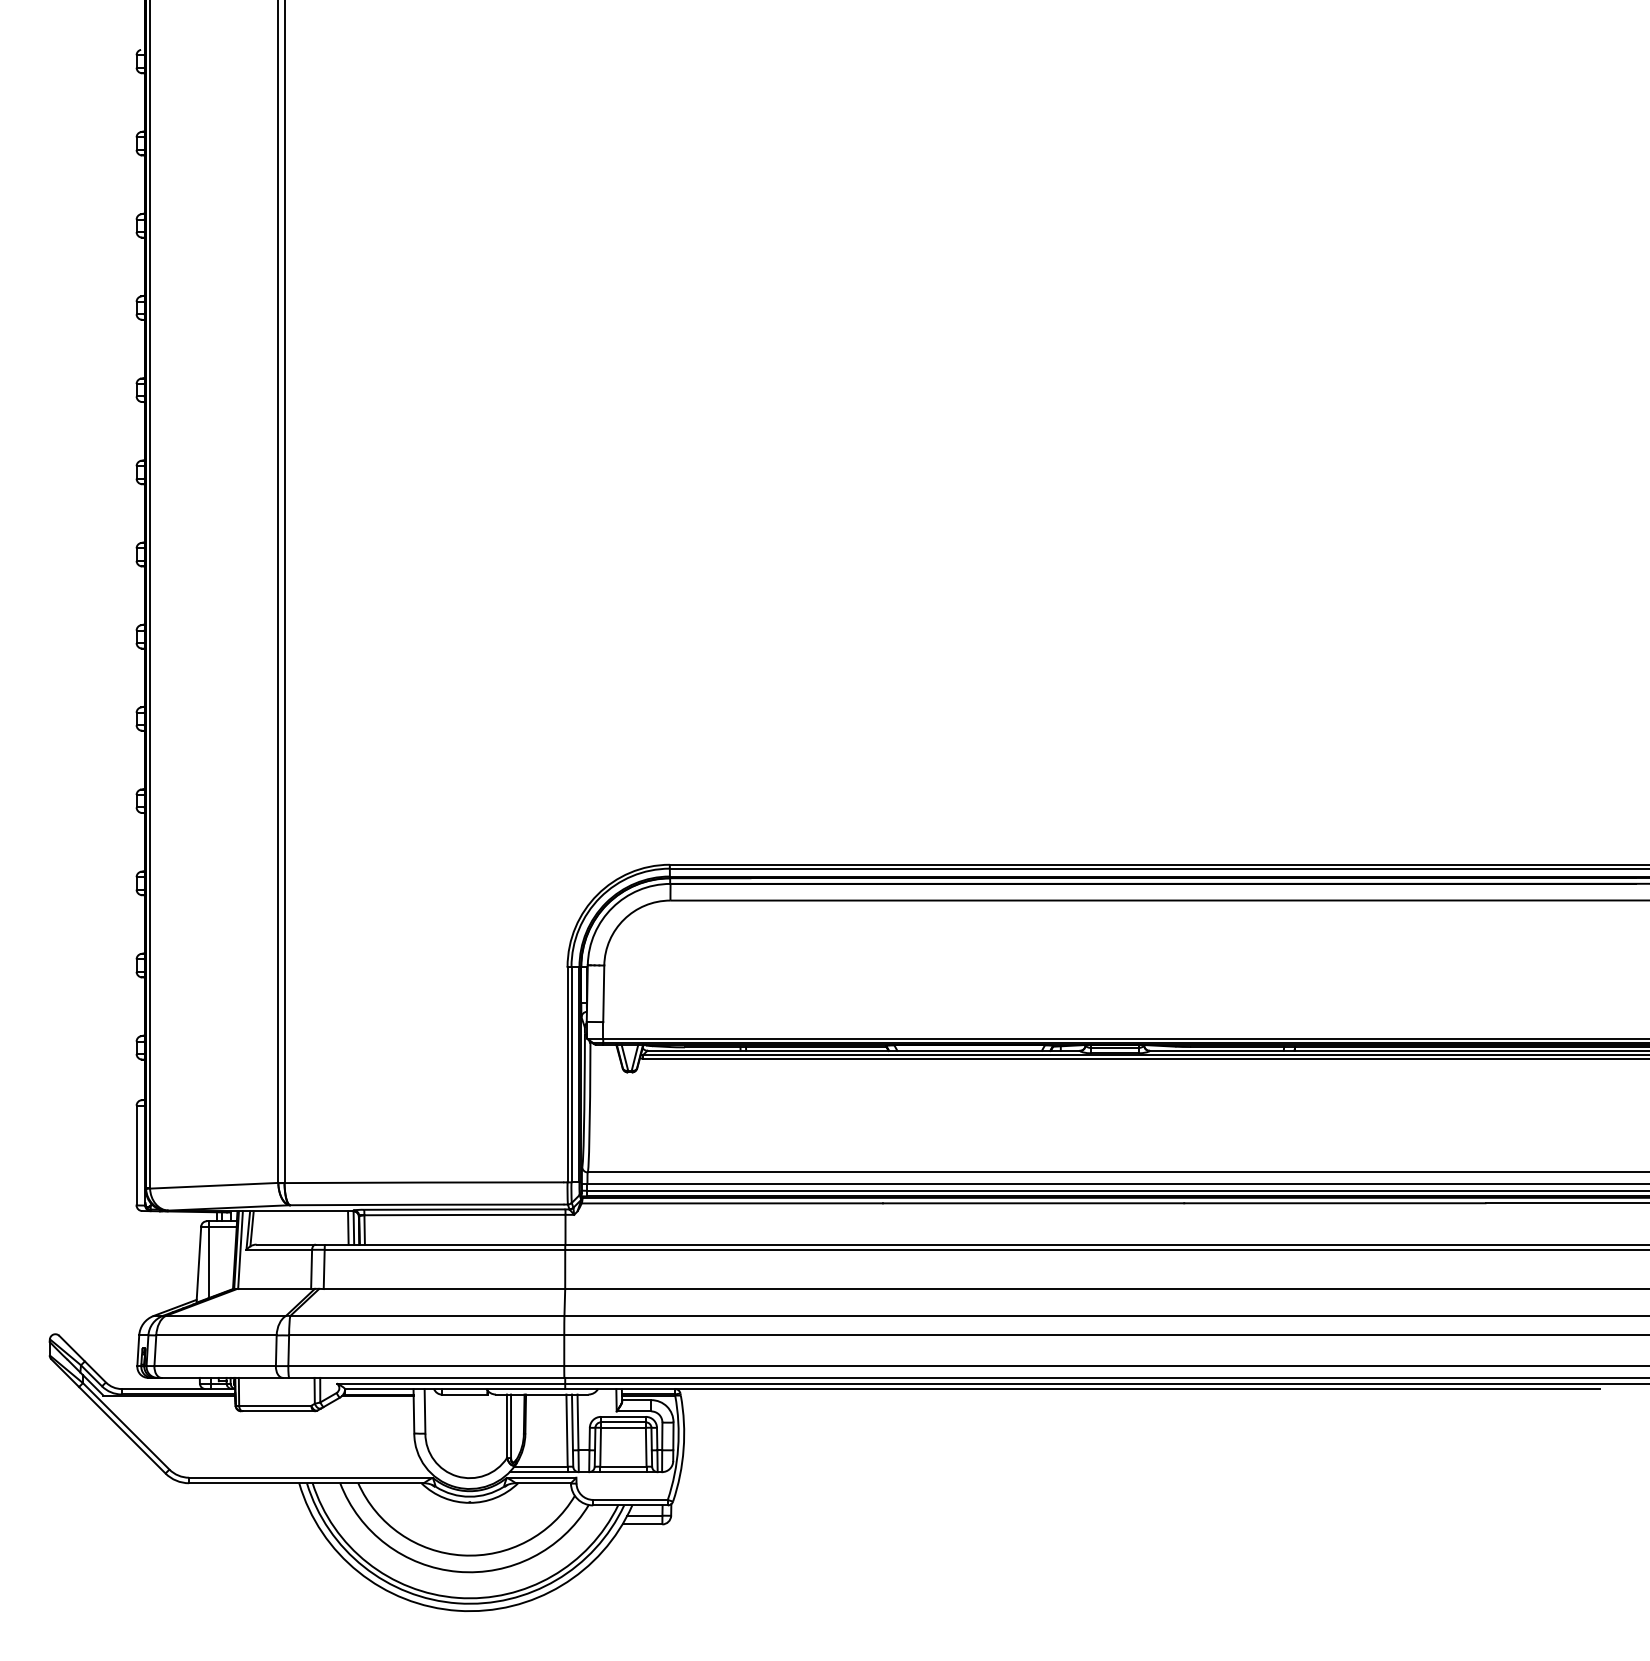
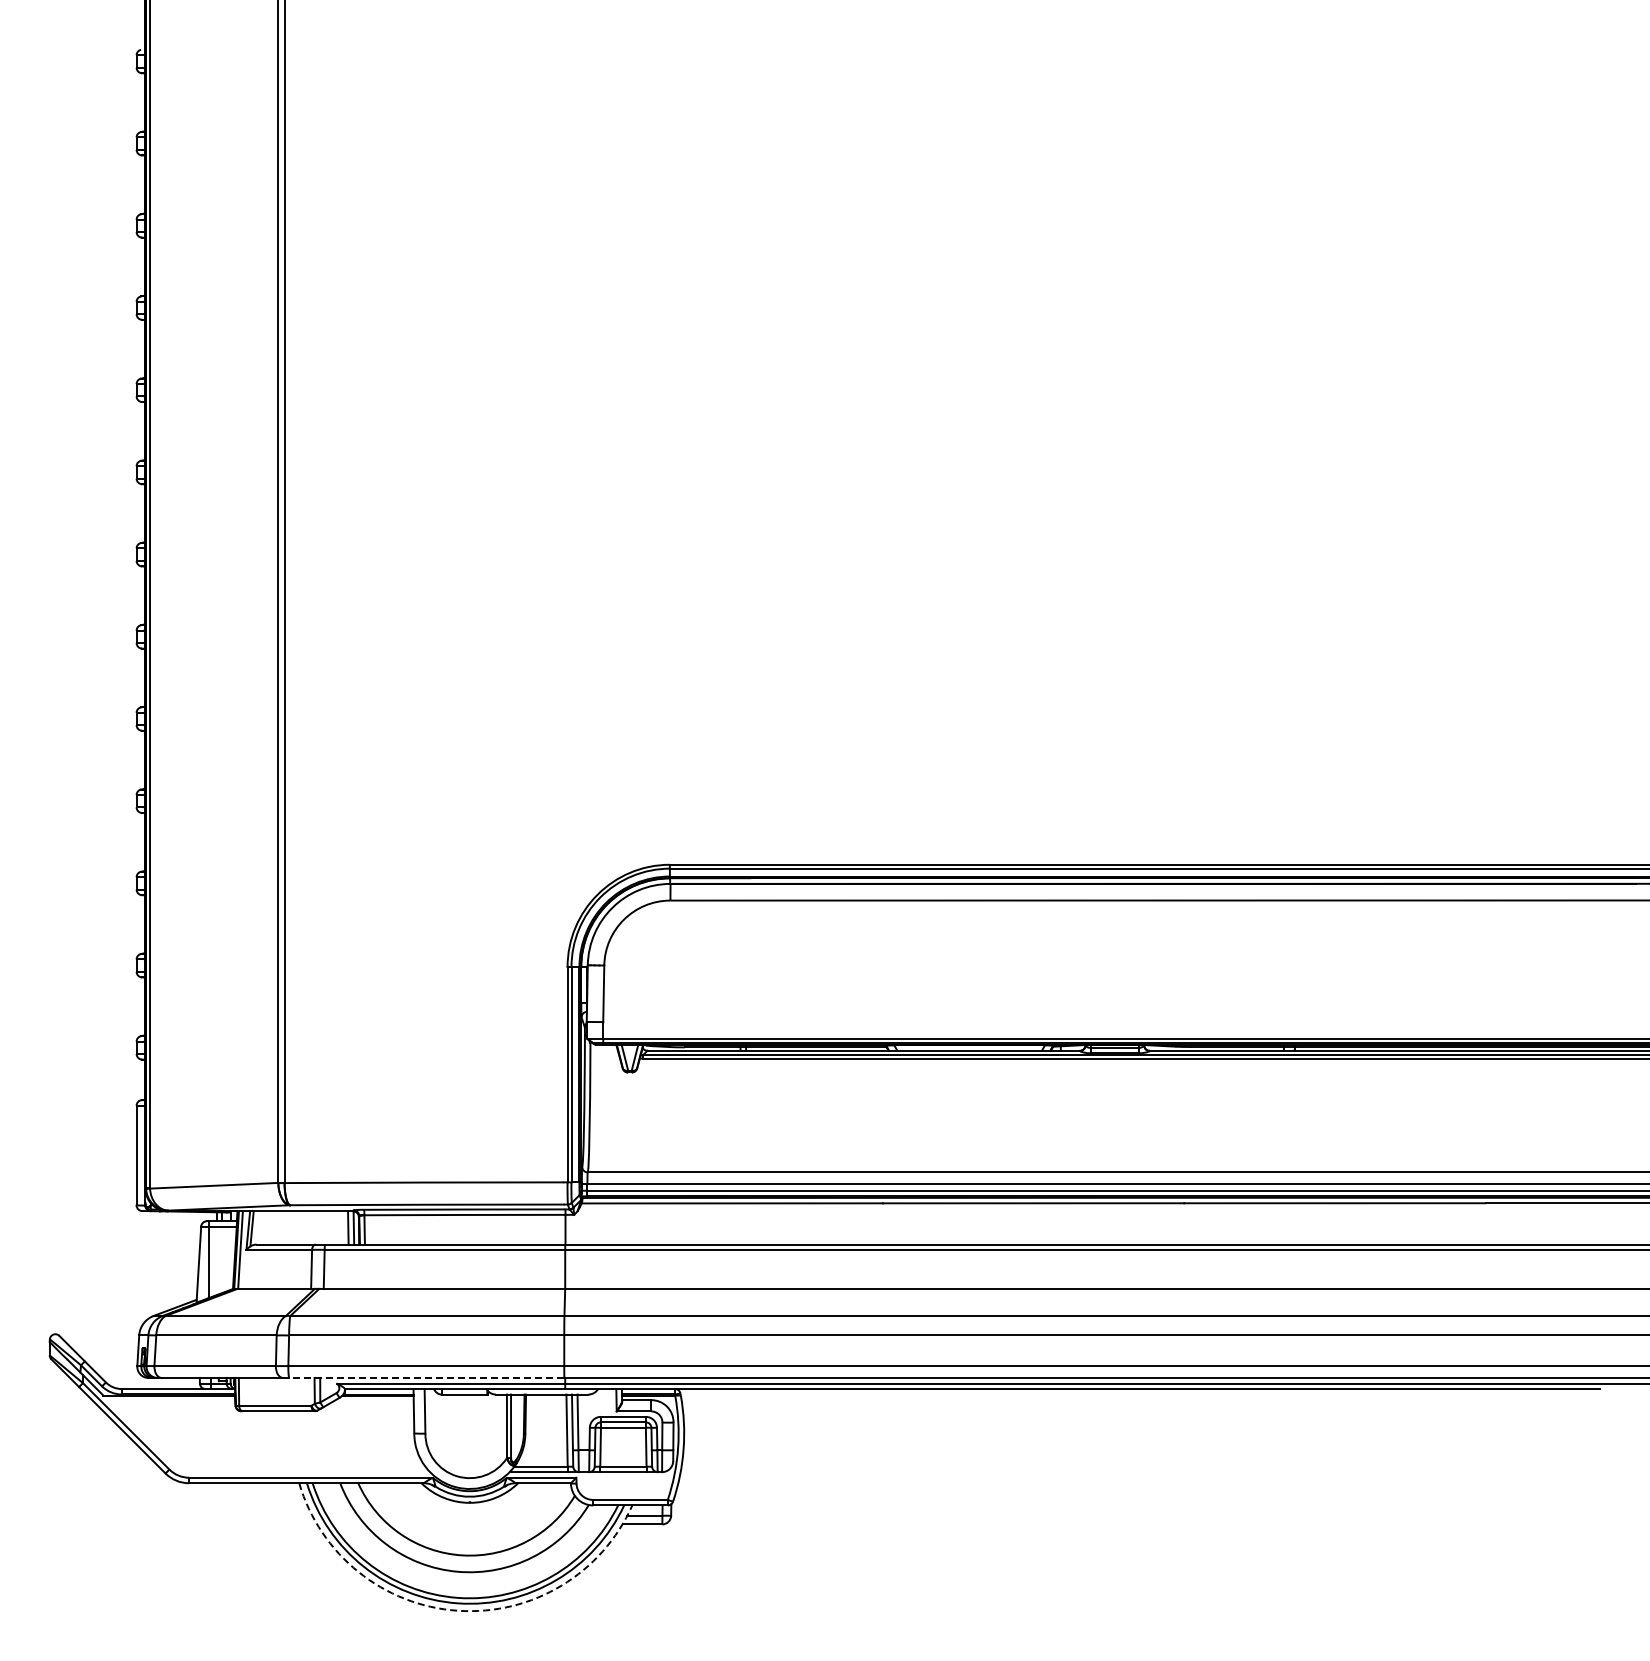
line: solid -> dashed (426, 1377)
arc: solid -> dashed (458, 1610)
